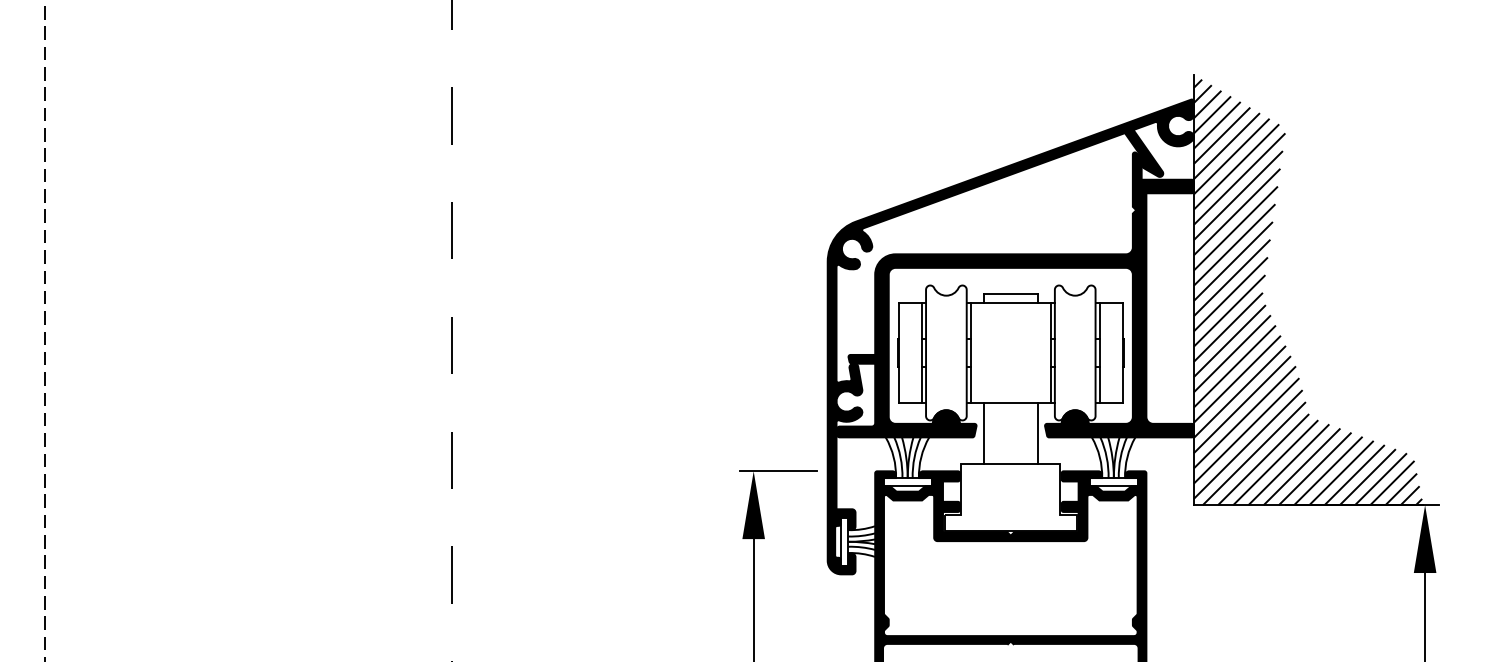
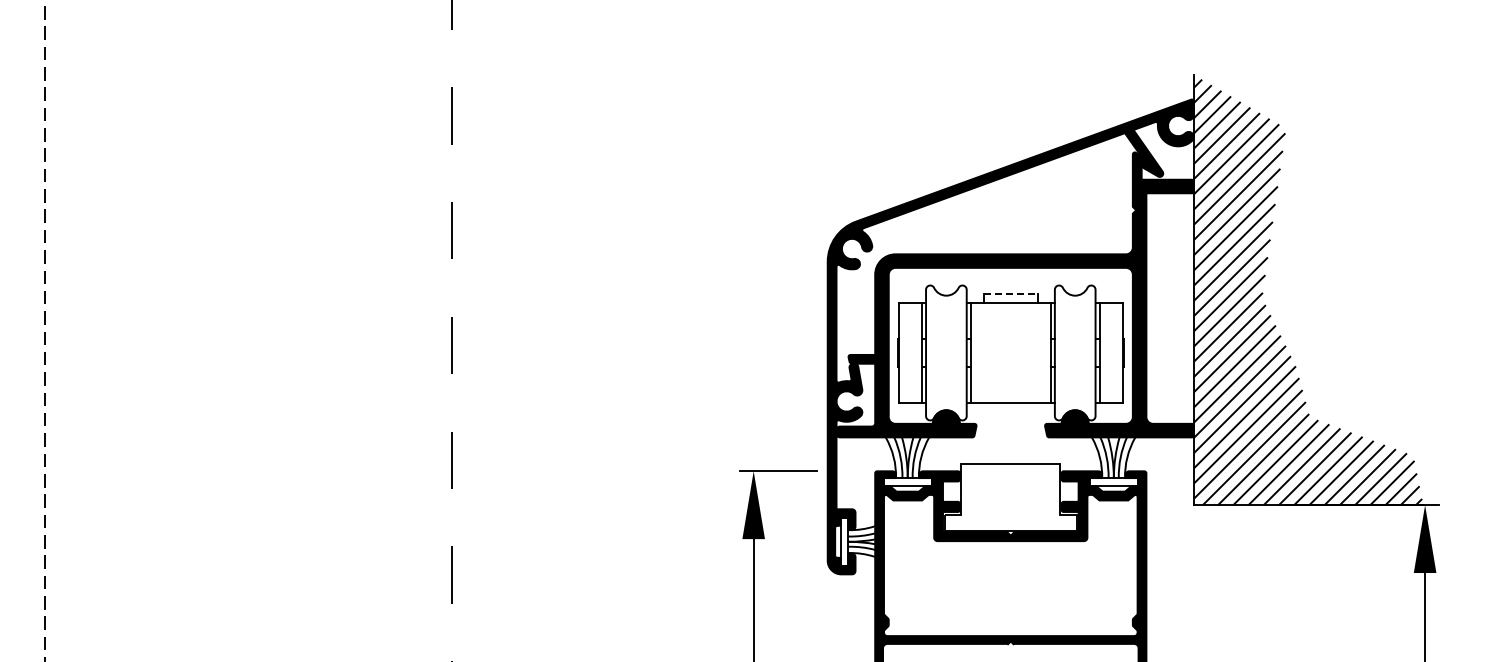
line: solid -> dashed (1010, 293)
line: present -> none (984, 433)
line: present -> none (1037, 433)
